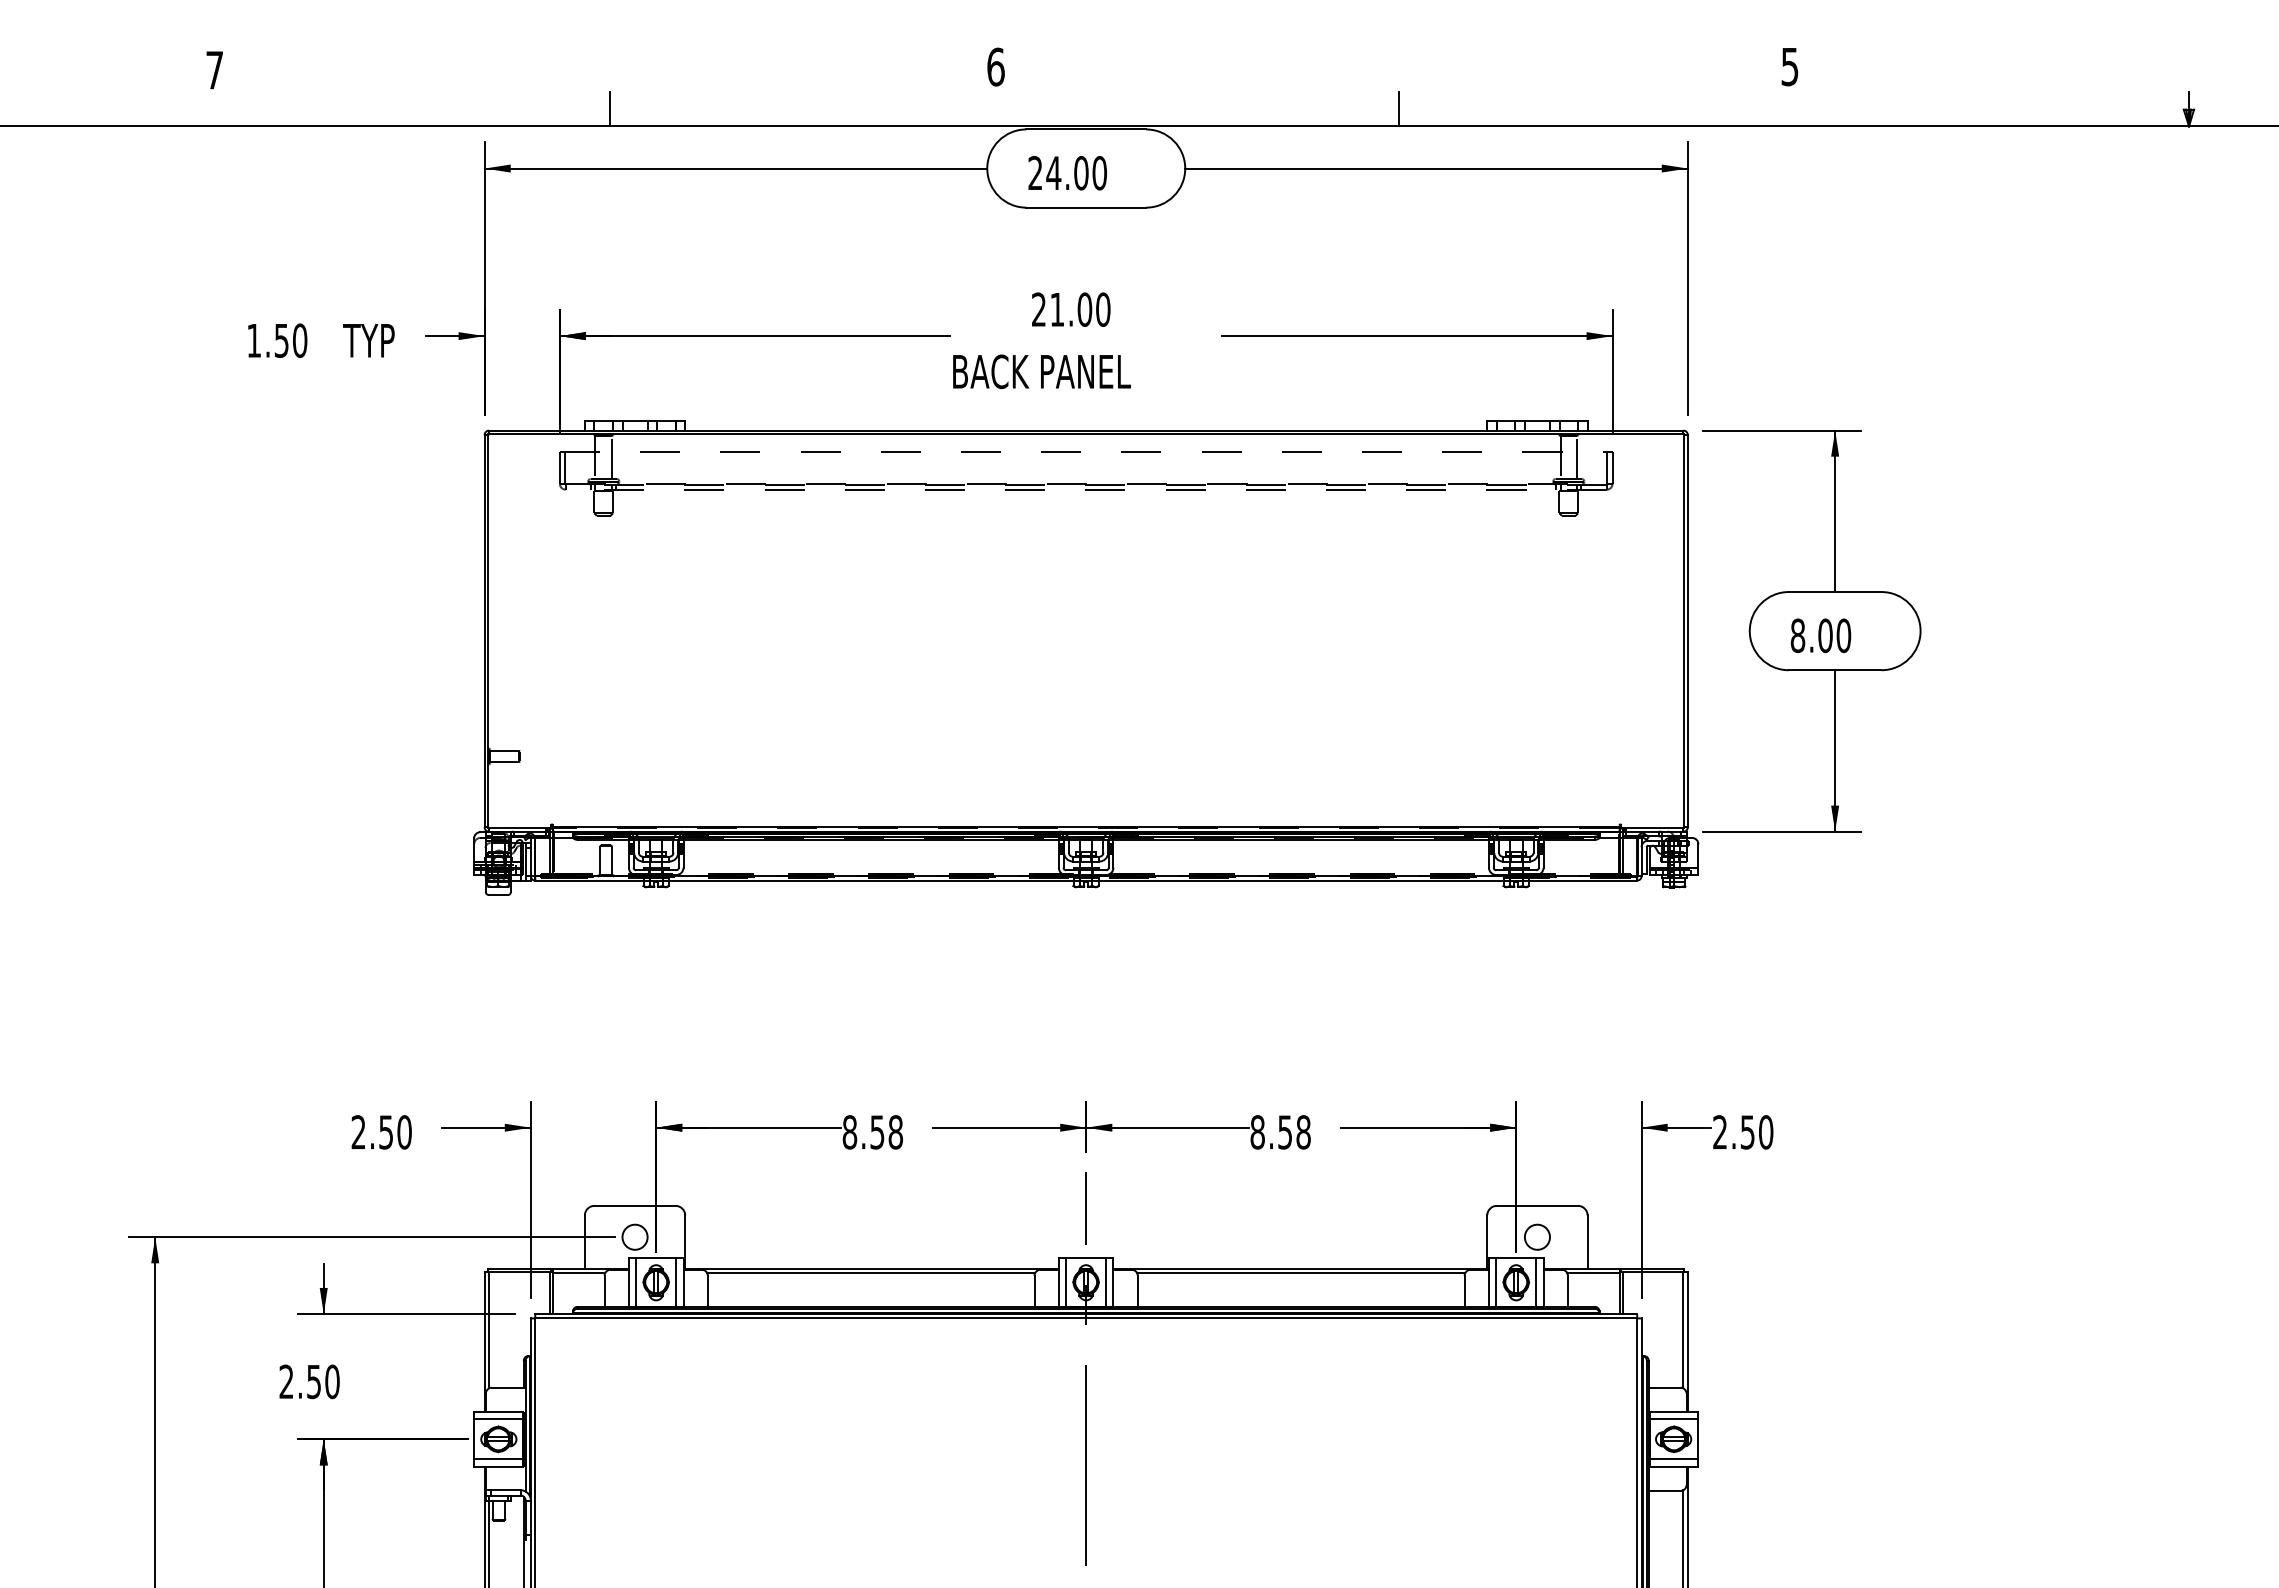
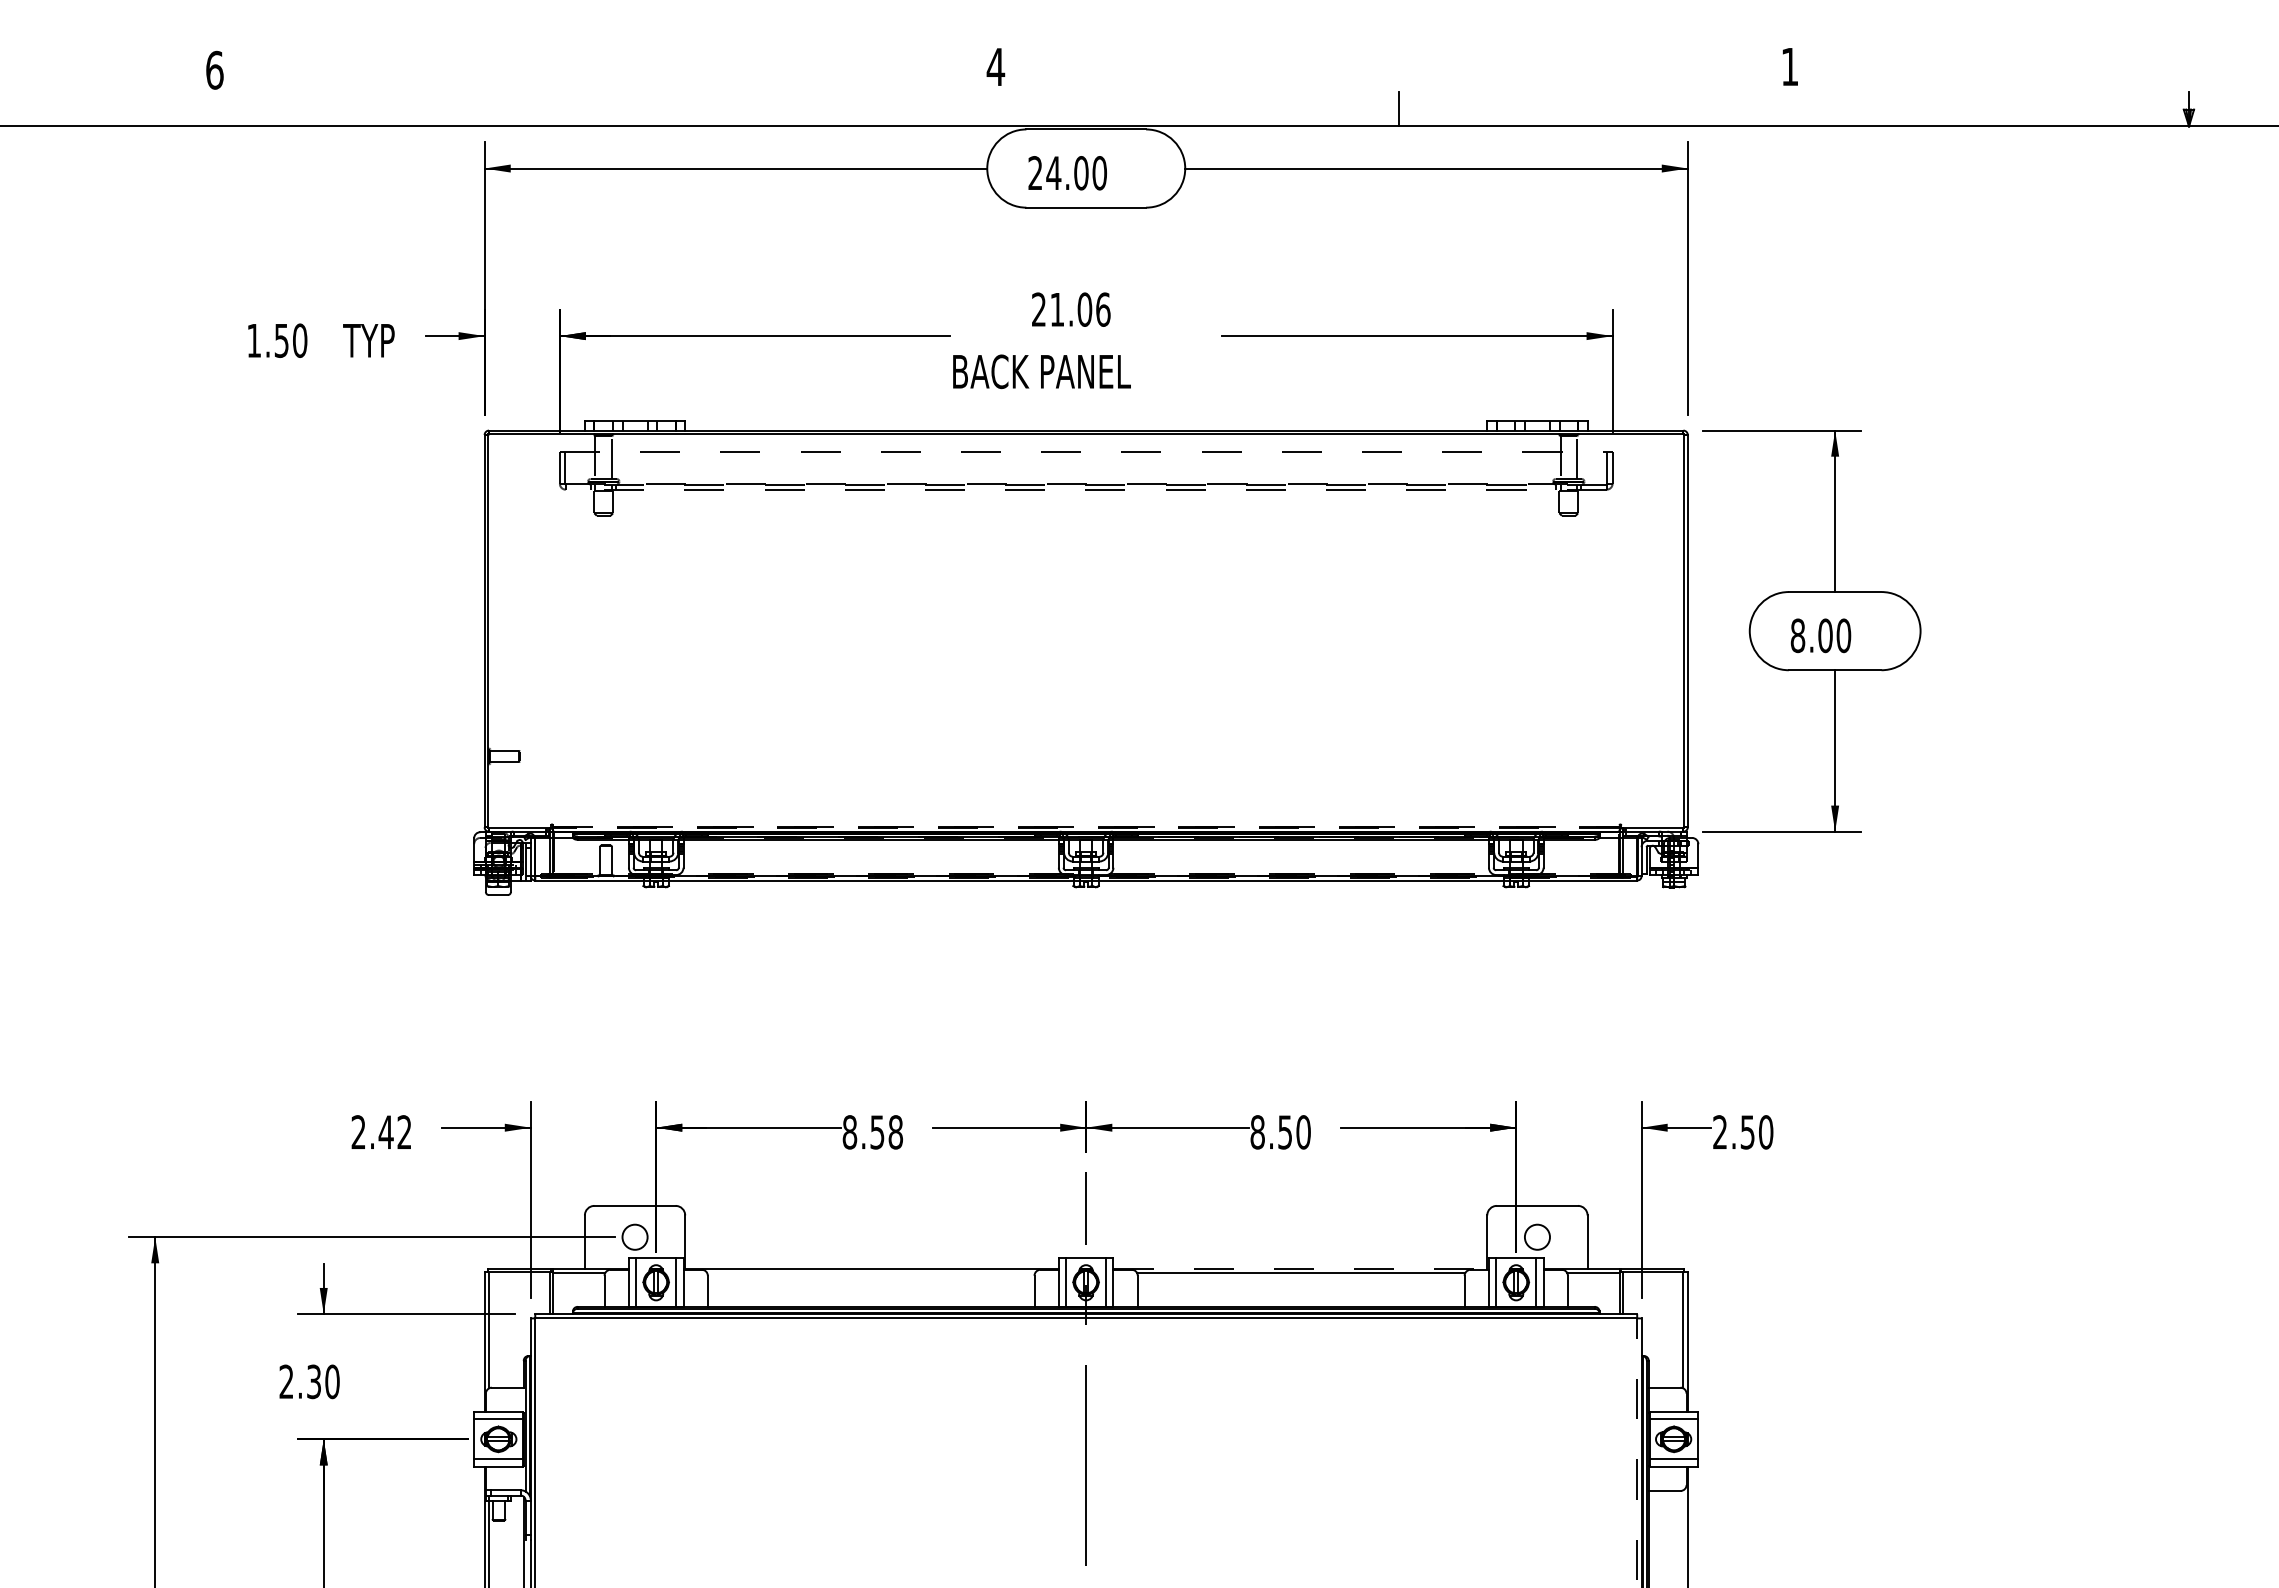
text: 6 -> 4 (995, 66)
text: 5 -> 1 (1789, 67)
text: 7 -> 6 (214, 69)
line: present -> none (609, 109)
text: 21.00 -> 21.06 (1103, 309)
line: solid -> dashed (1086, 827)
text: 2.50 -> 2.42 (394, 1132)
text: 8.58 -> 8.50 (1303, 1132)
line: solid -> dashed (1301, 1268)
line: present -> none (871, 1272)
text: 2.50 -> 2.30 (313, 1381)
line: solid -> dashed (1637, 1452)
line: present -> none (1683, 1537)
